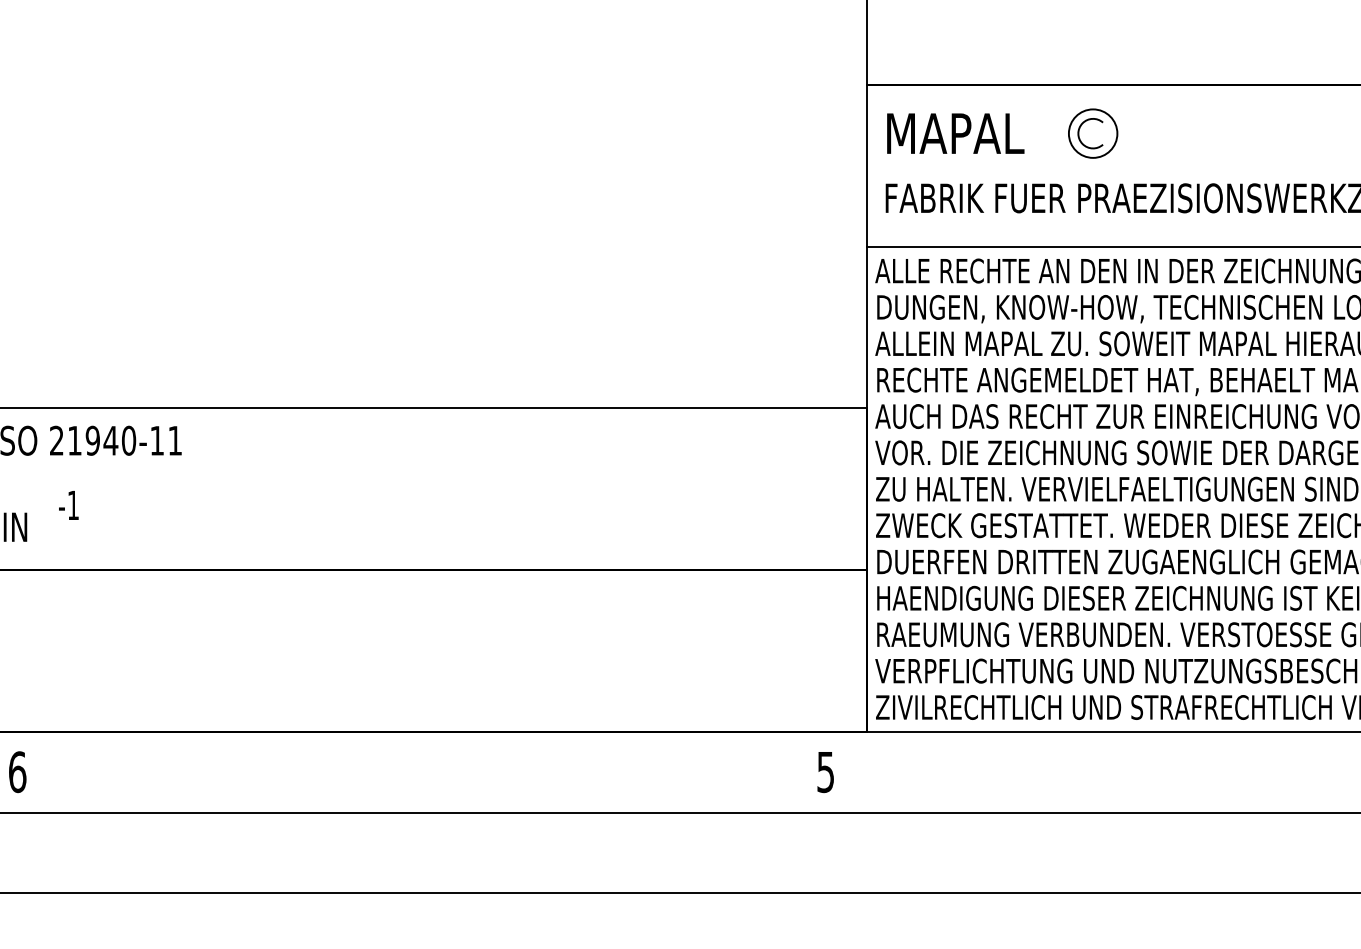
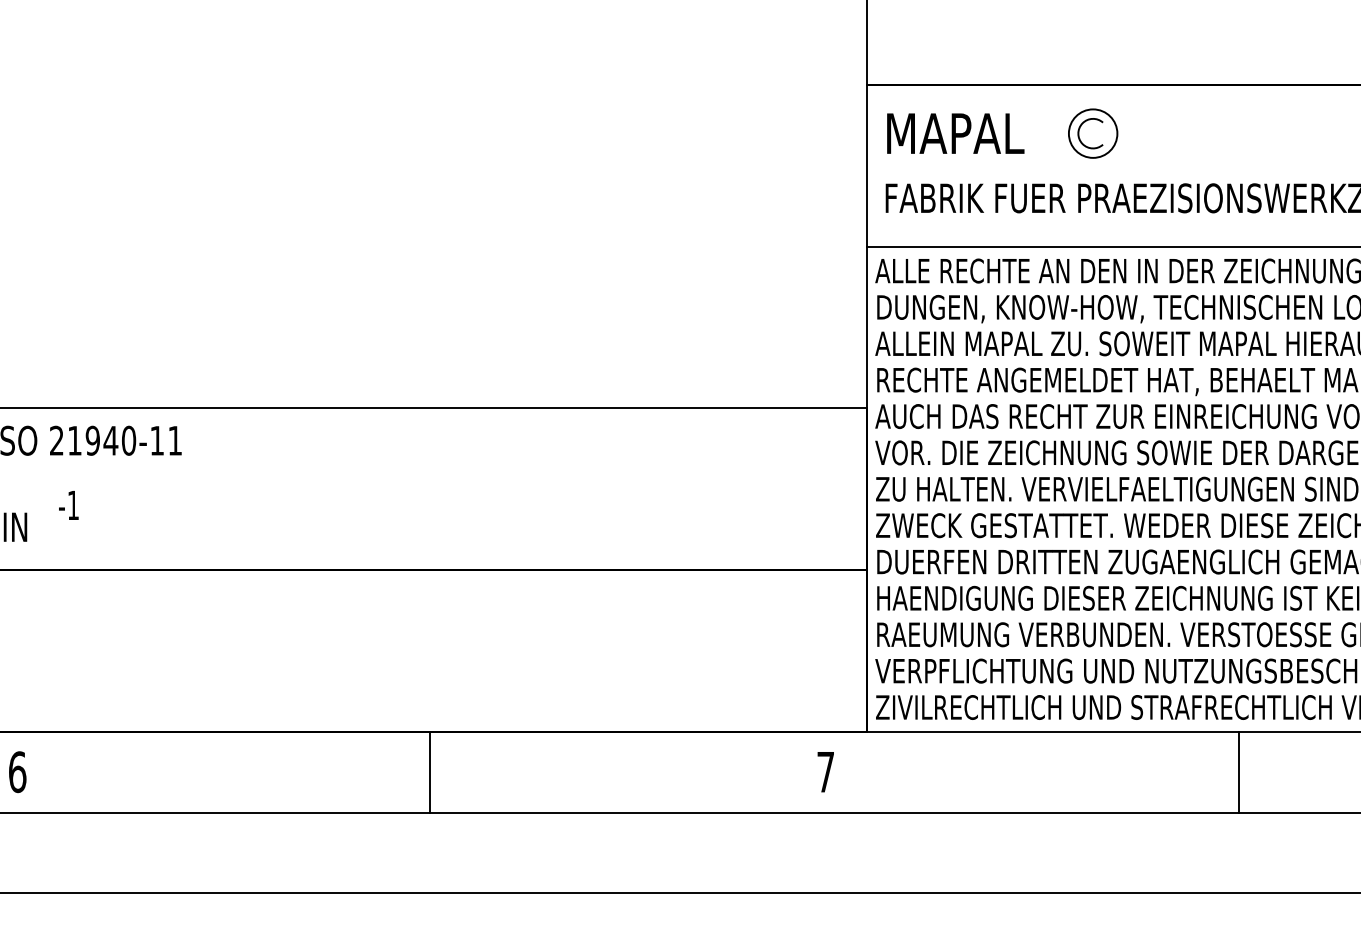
line: none -> present (430, 771)
line: none -> present (1238, 771)
text: 5 -> 7 (825, 772)
